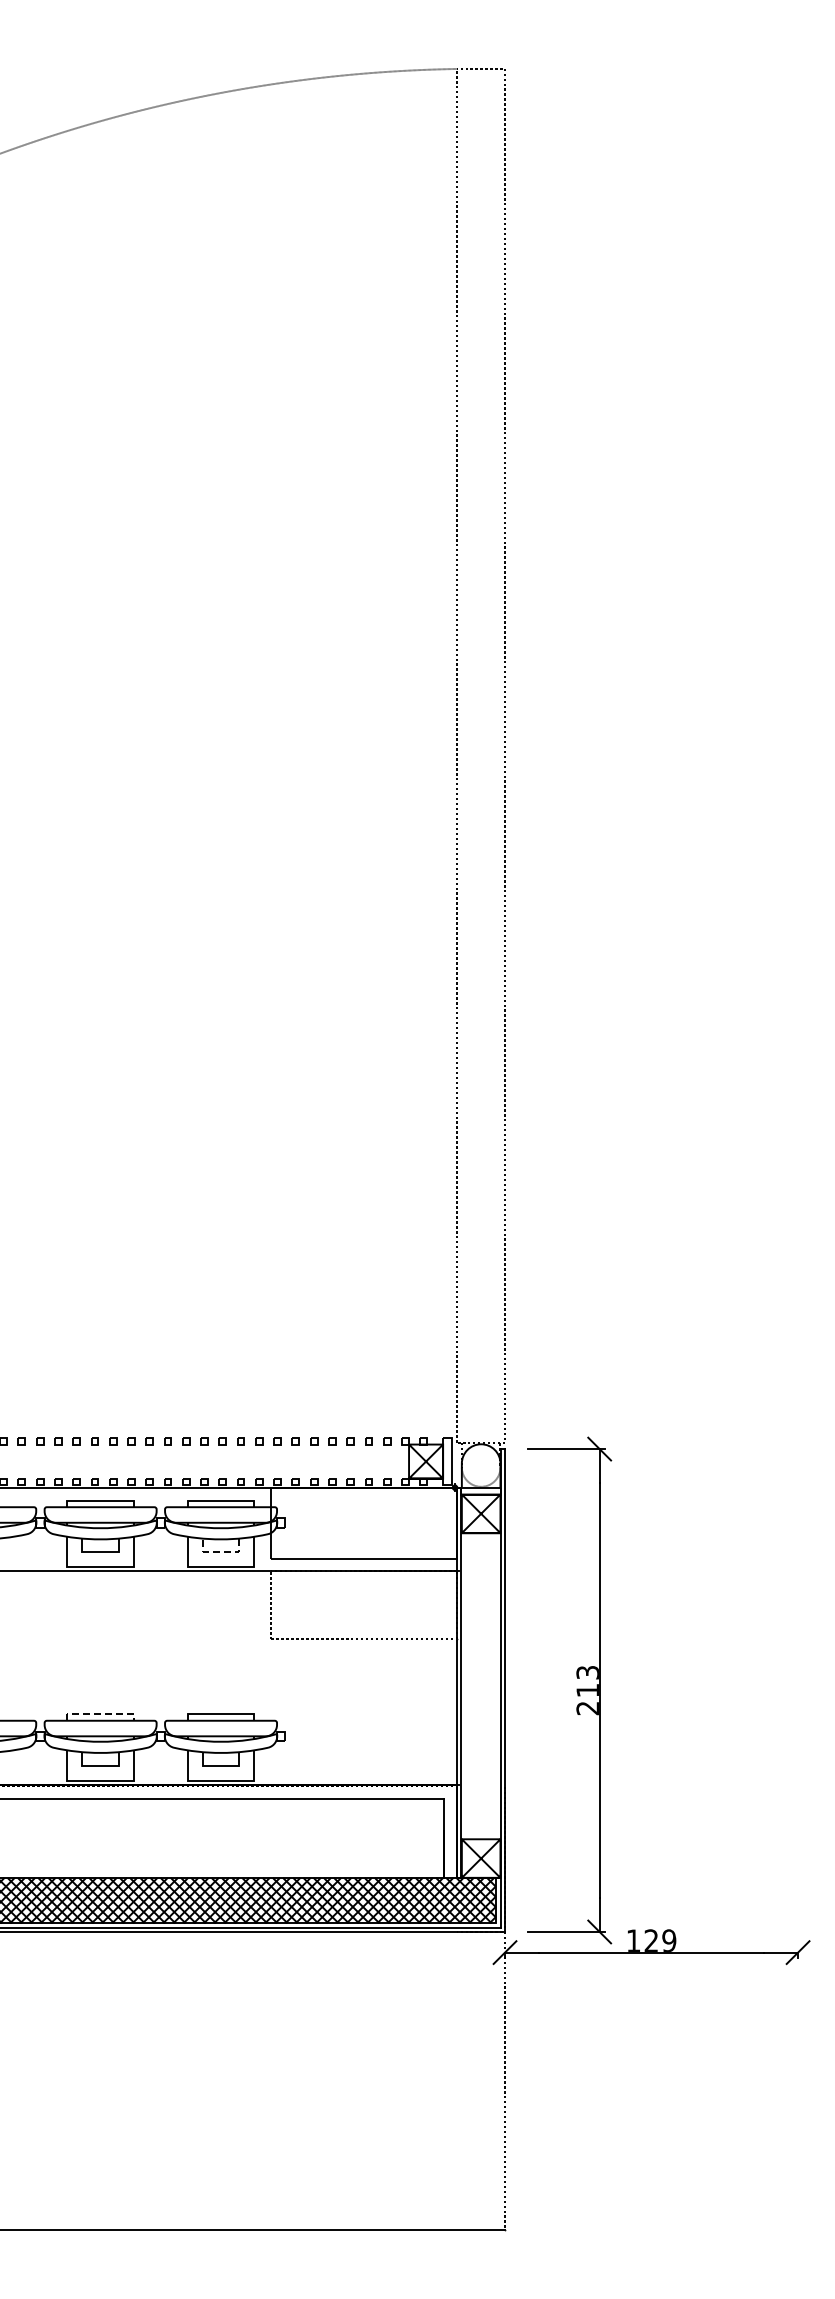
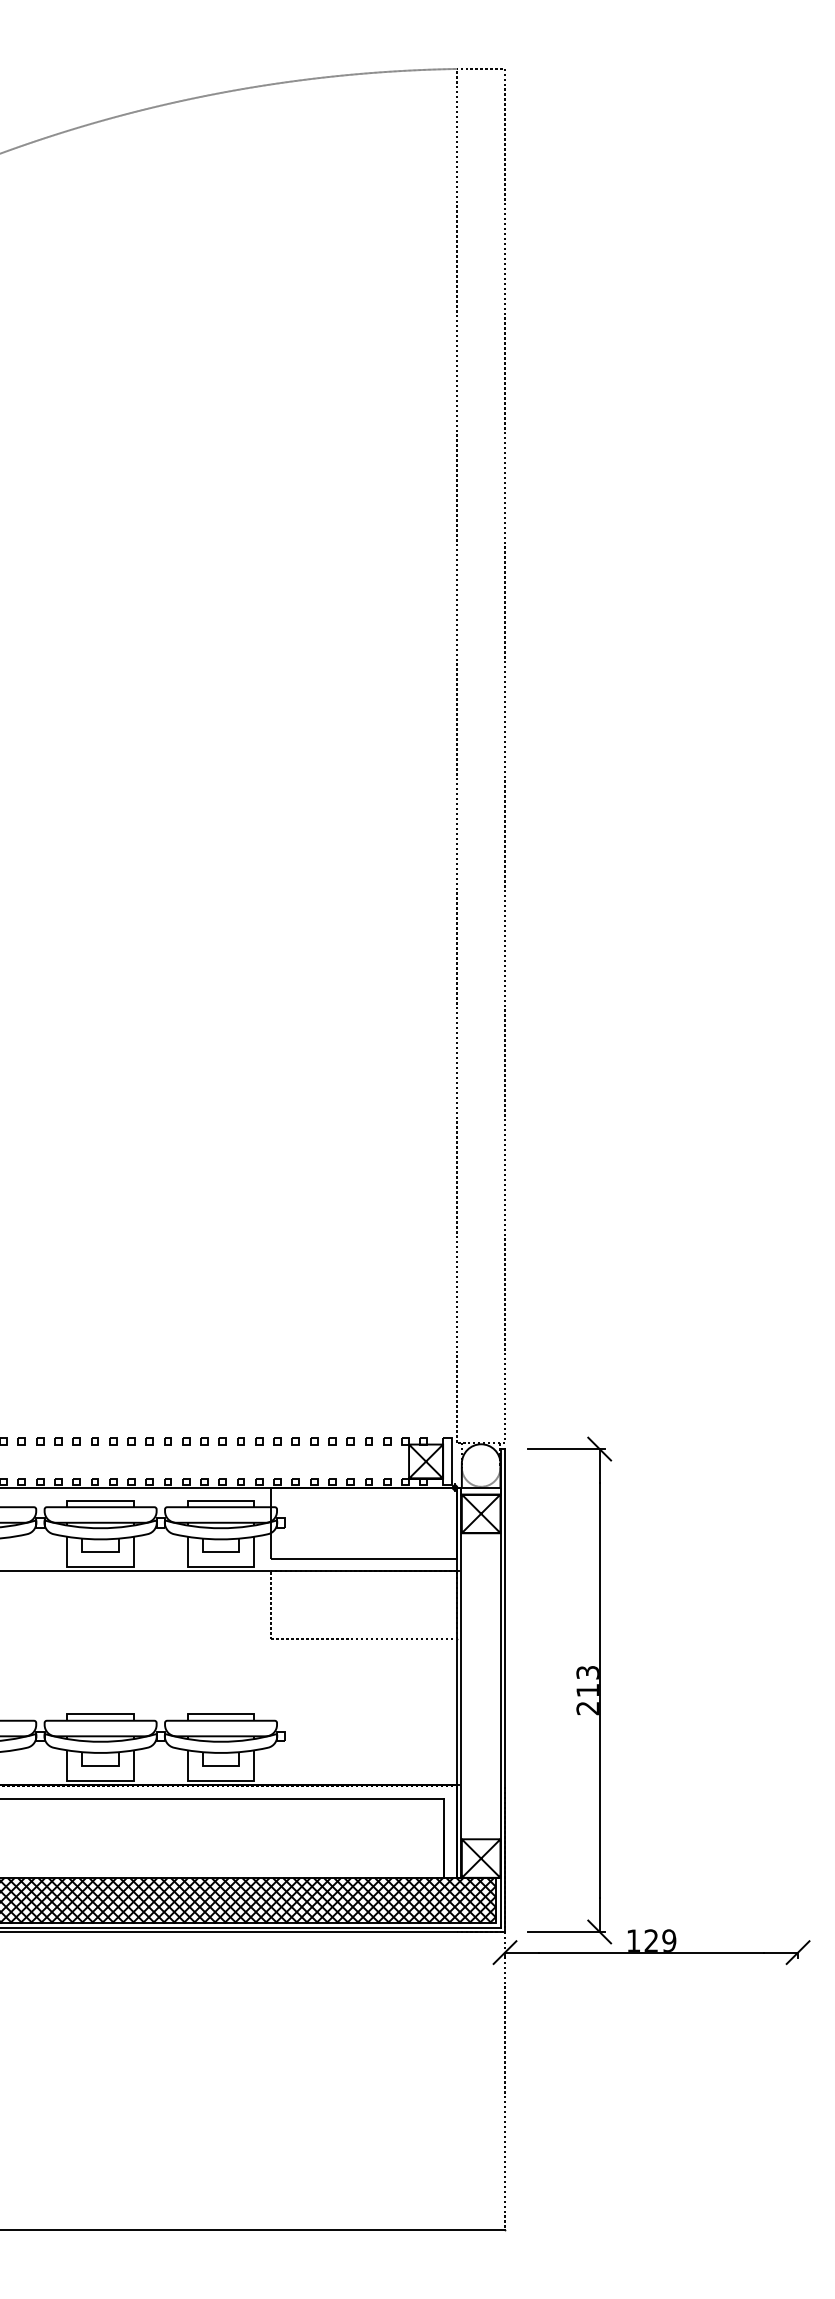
line: dashed -> solid (220, 1552)
line: dashed -> solid (101, 1714)
